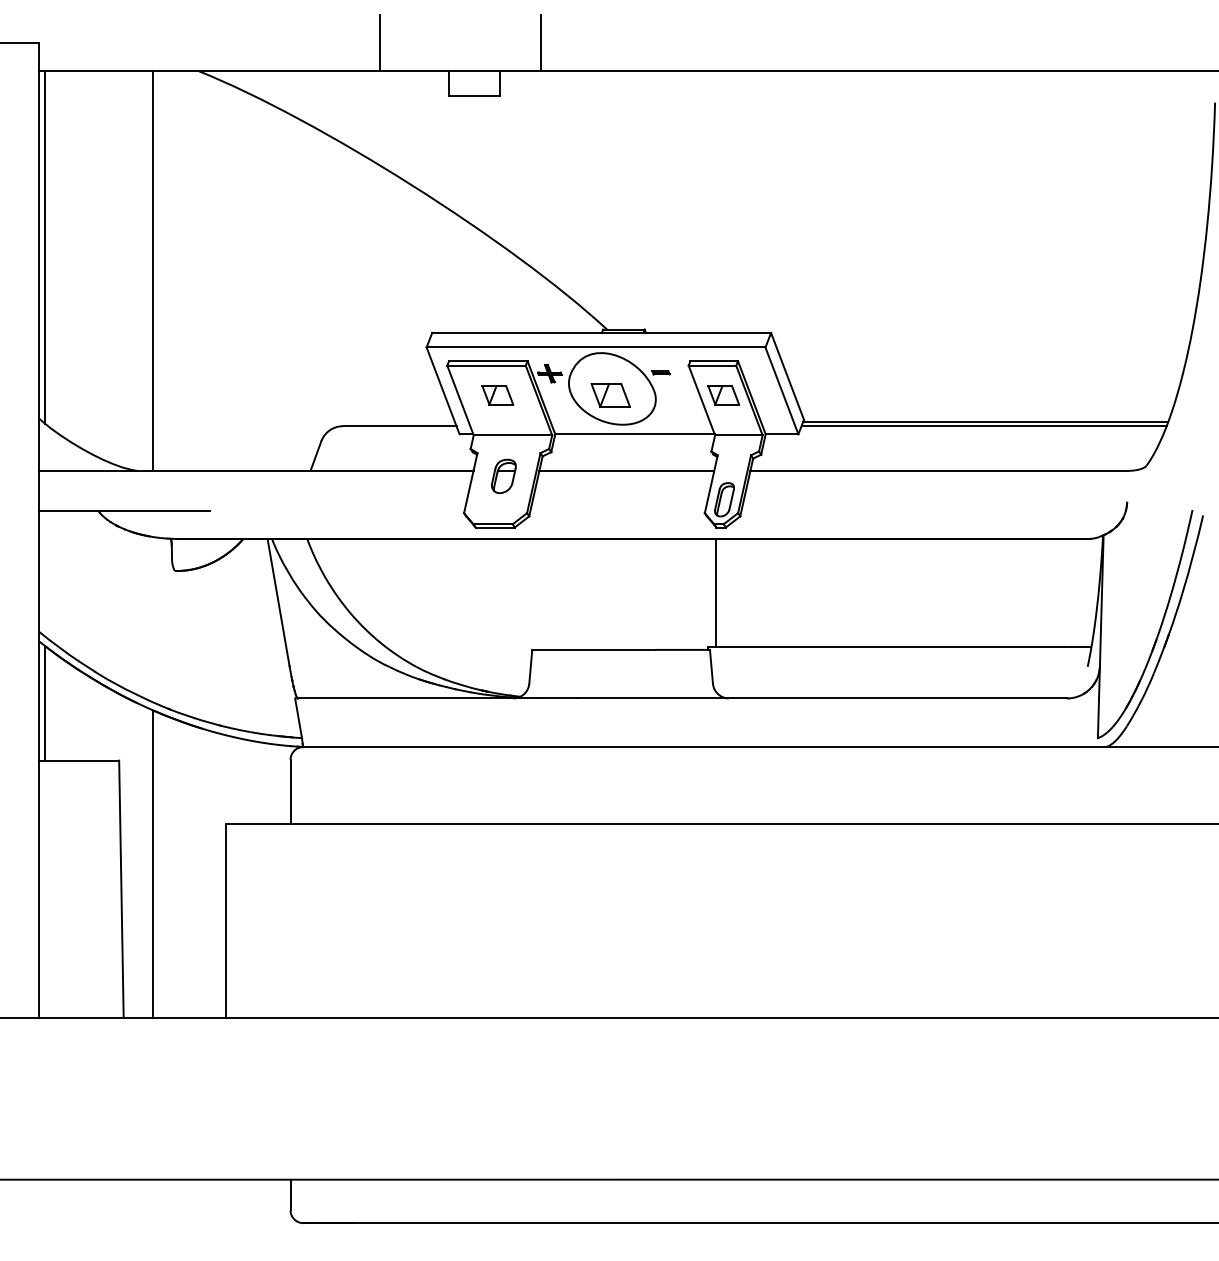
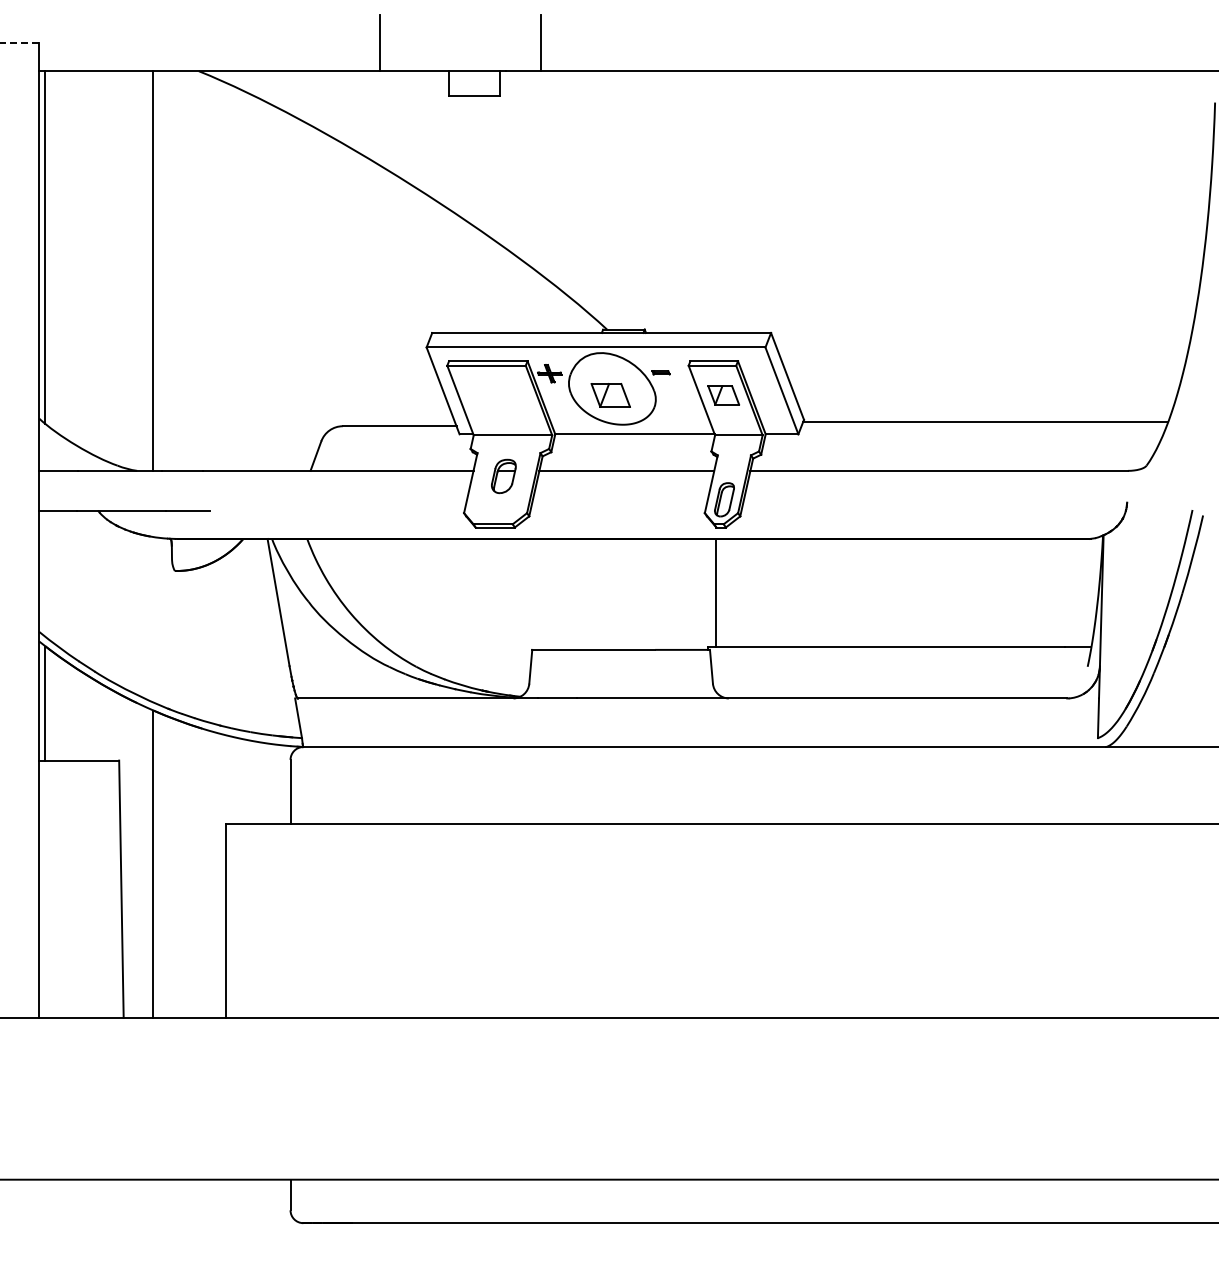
line: solid -> dashed (19, 42)
part: present -> none (497, 395)
line: present -> none (983, 426)
